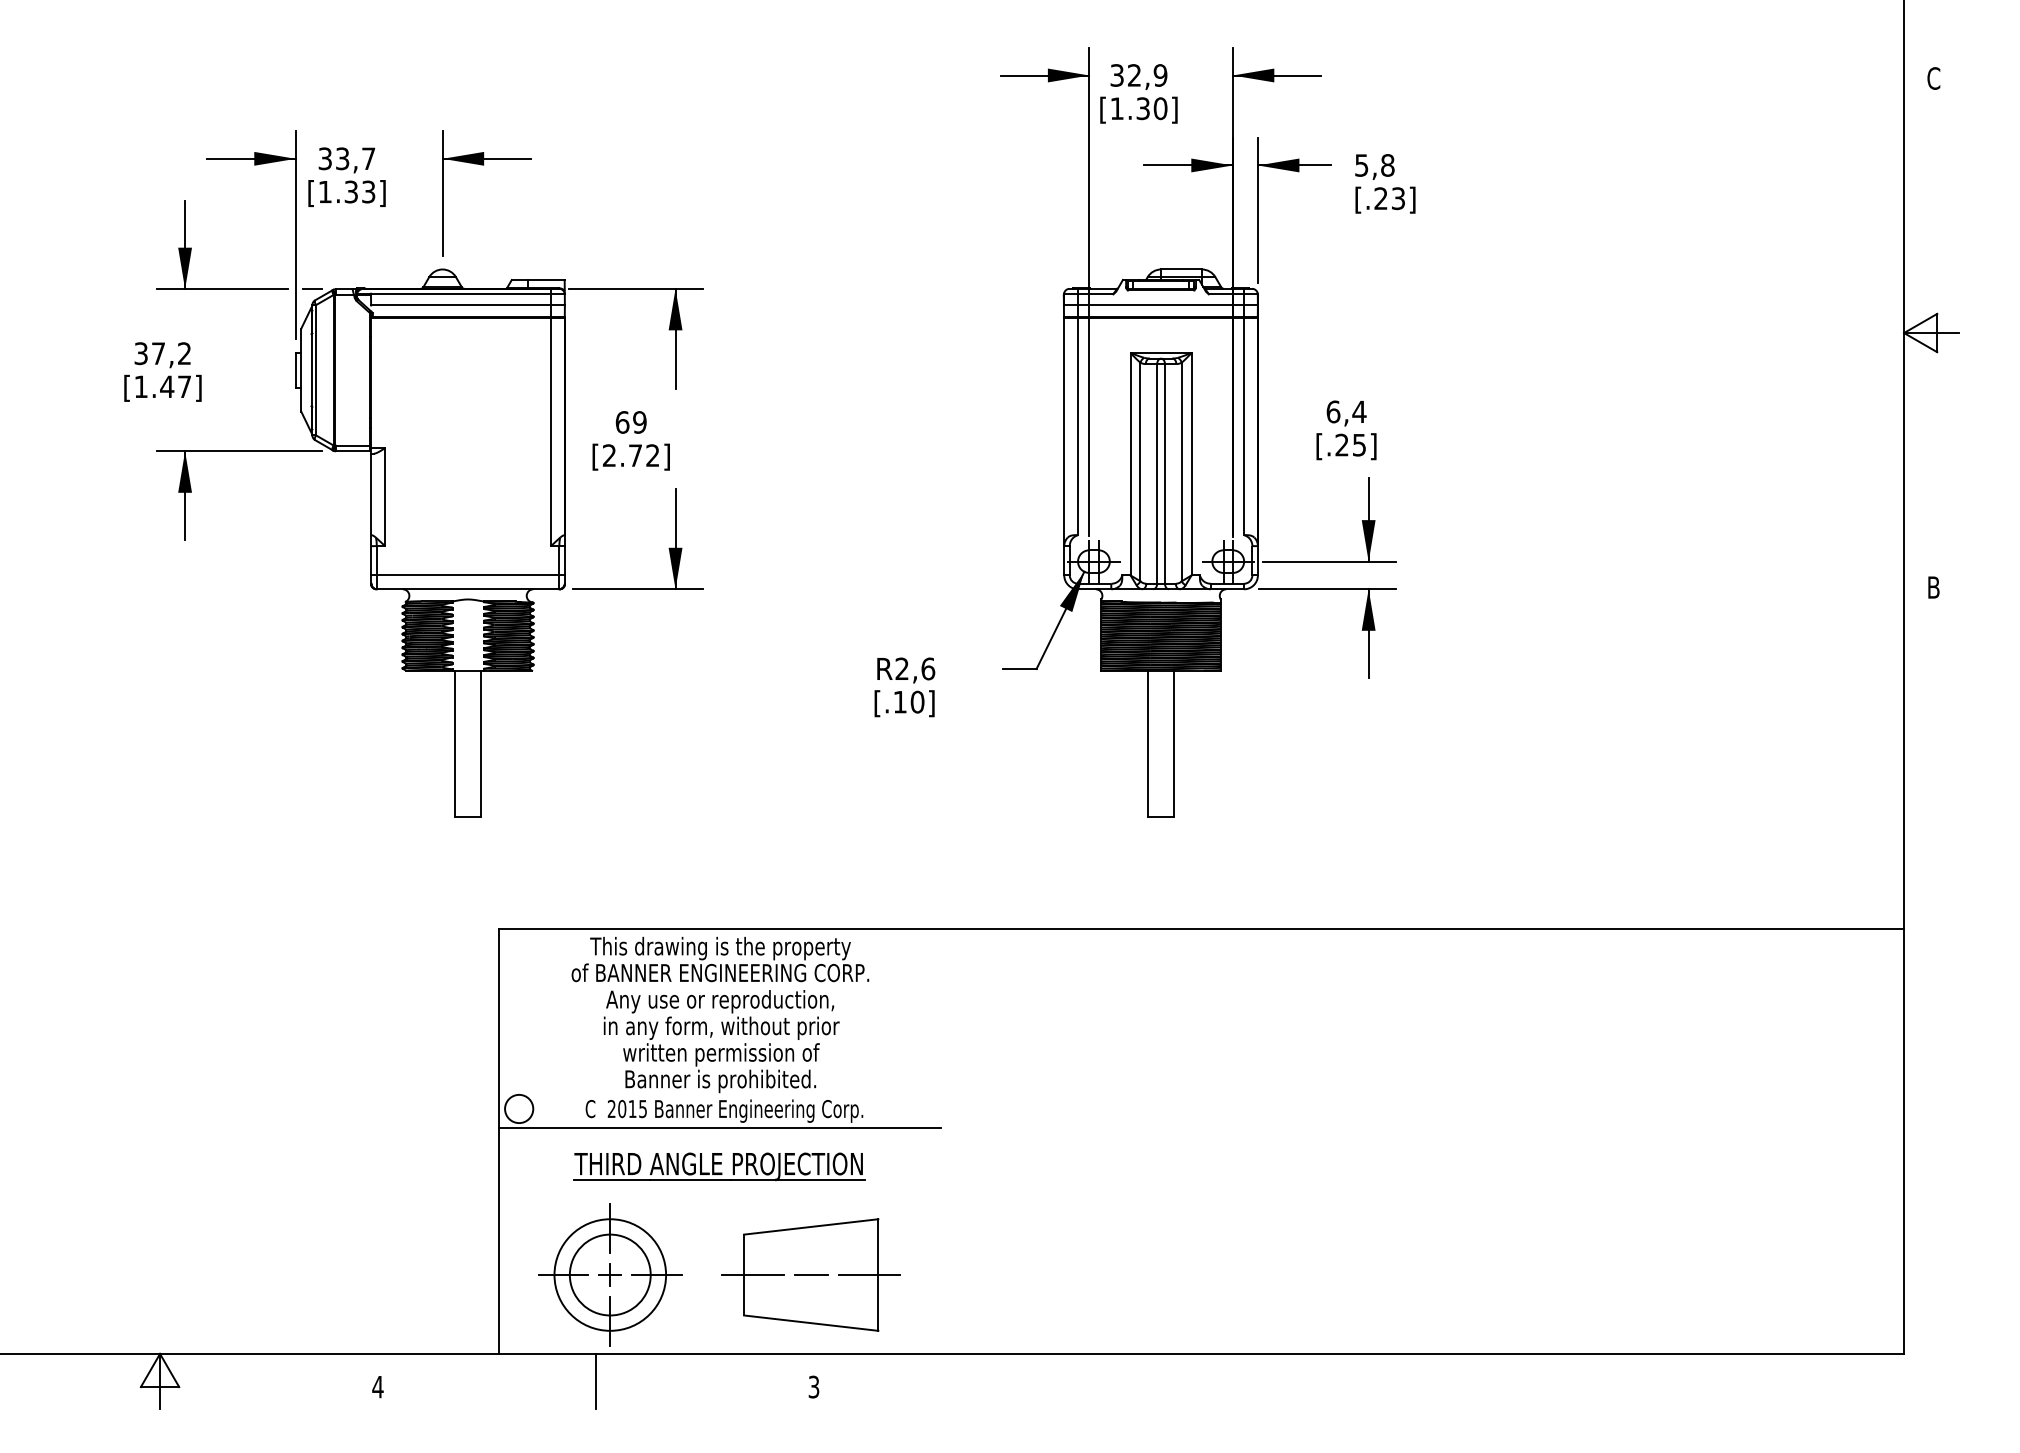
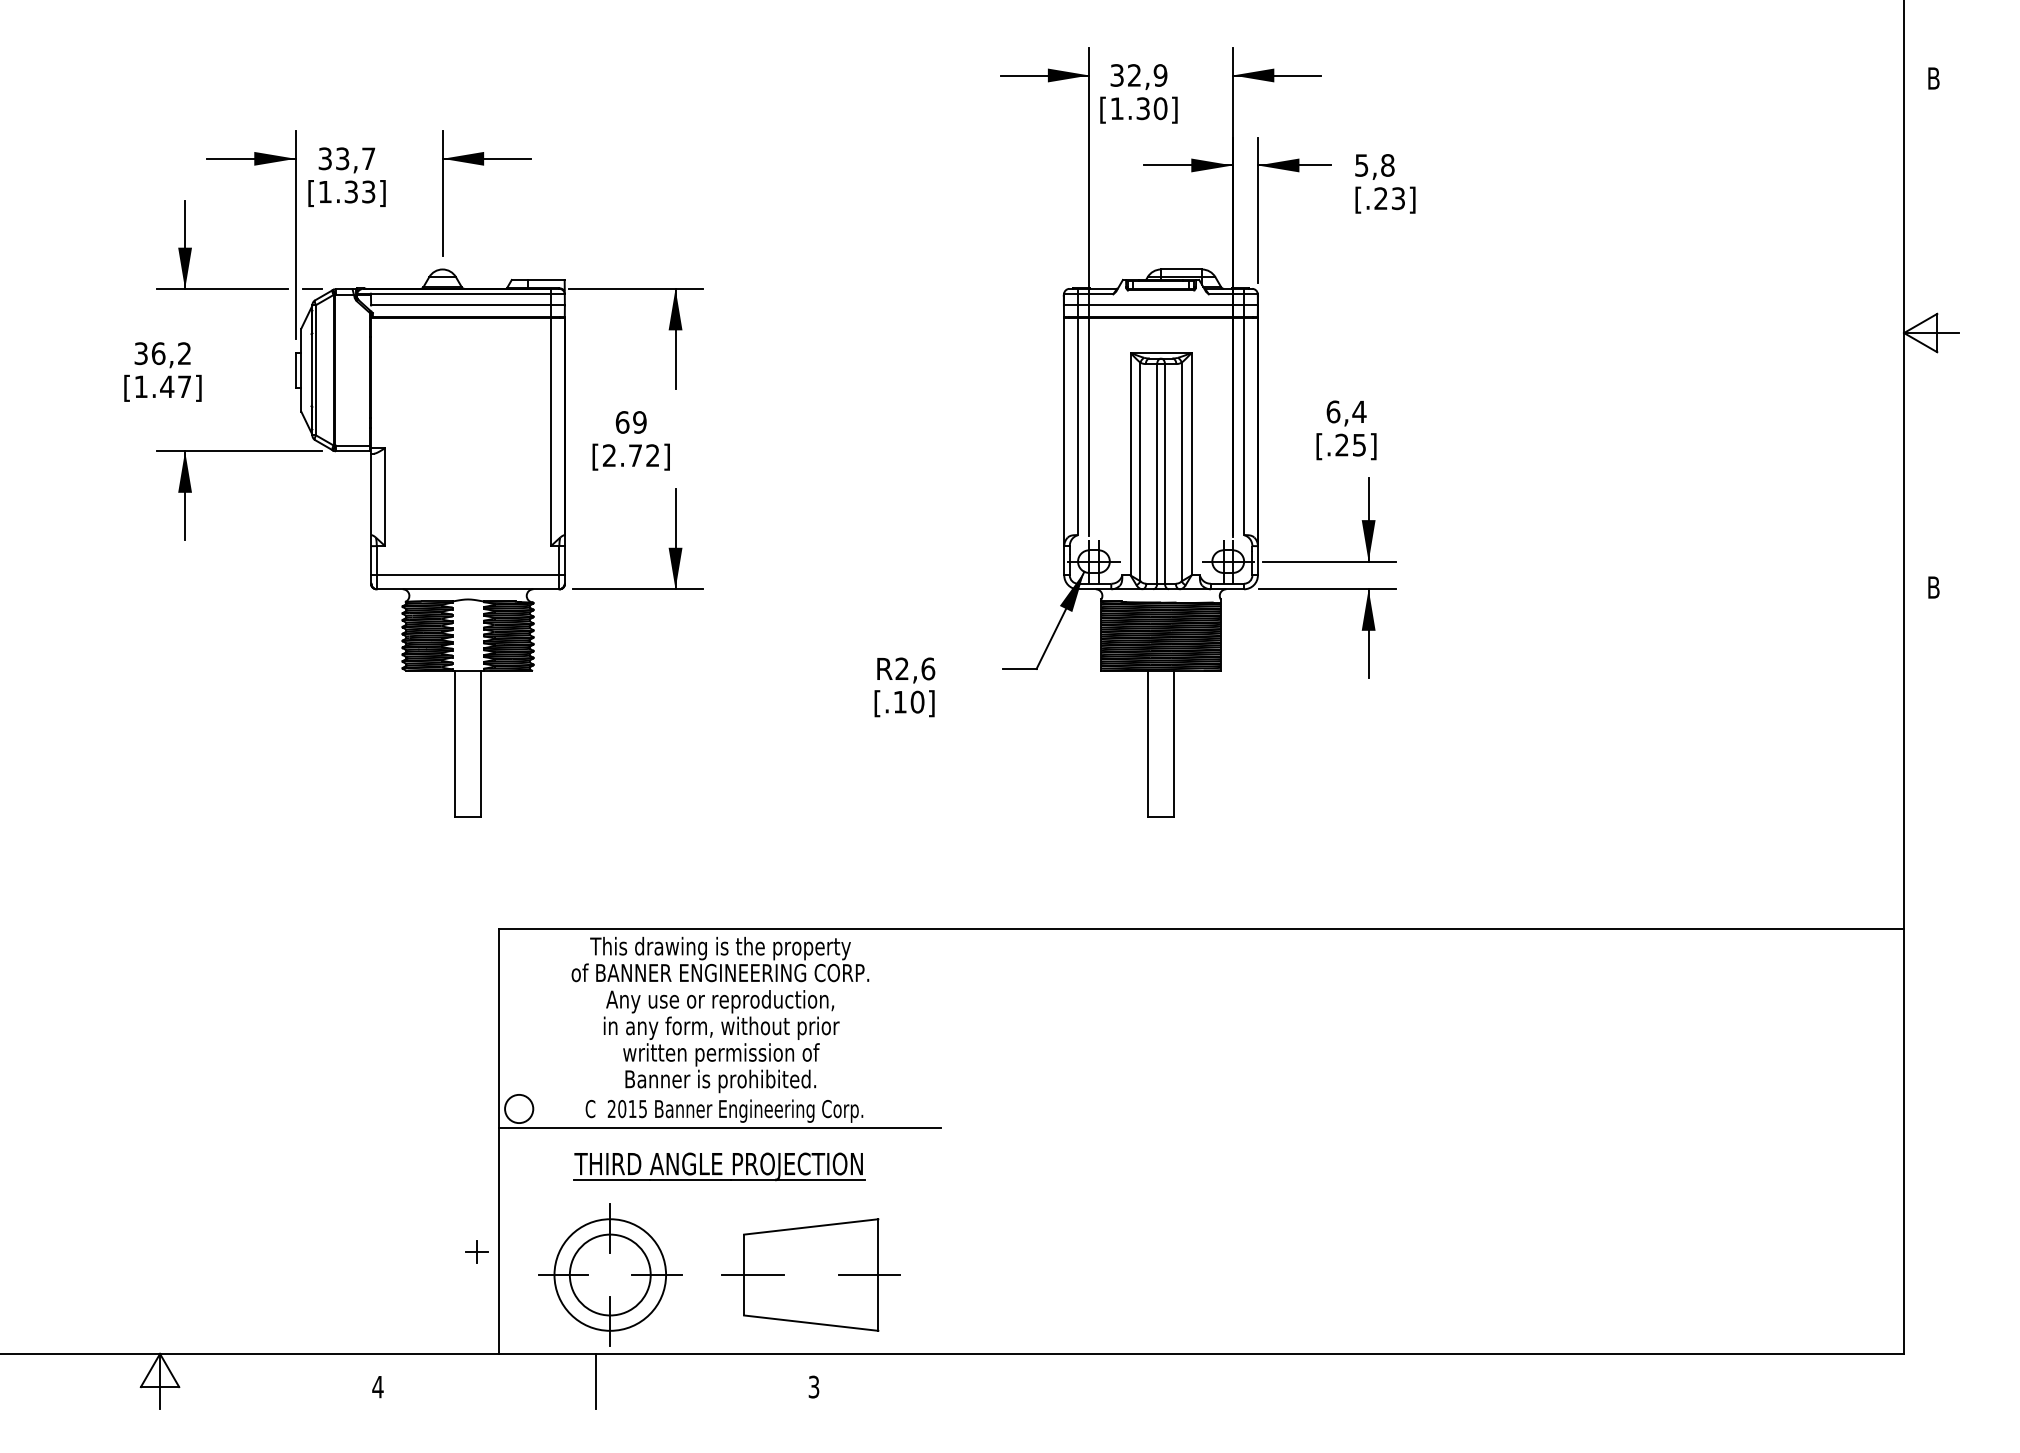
text: C -> B (1933, 78)
text: 37,2 -> 36,2 (158, 353)
part position: (609, 1274) -> (476, 1251) (476, 1251)
line: present -> none (810, 1275)
